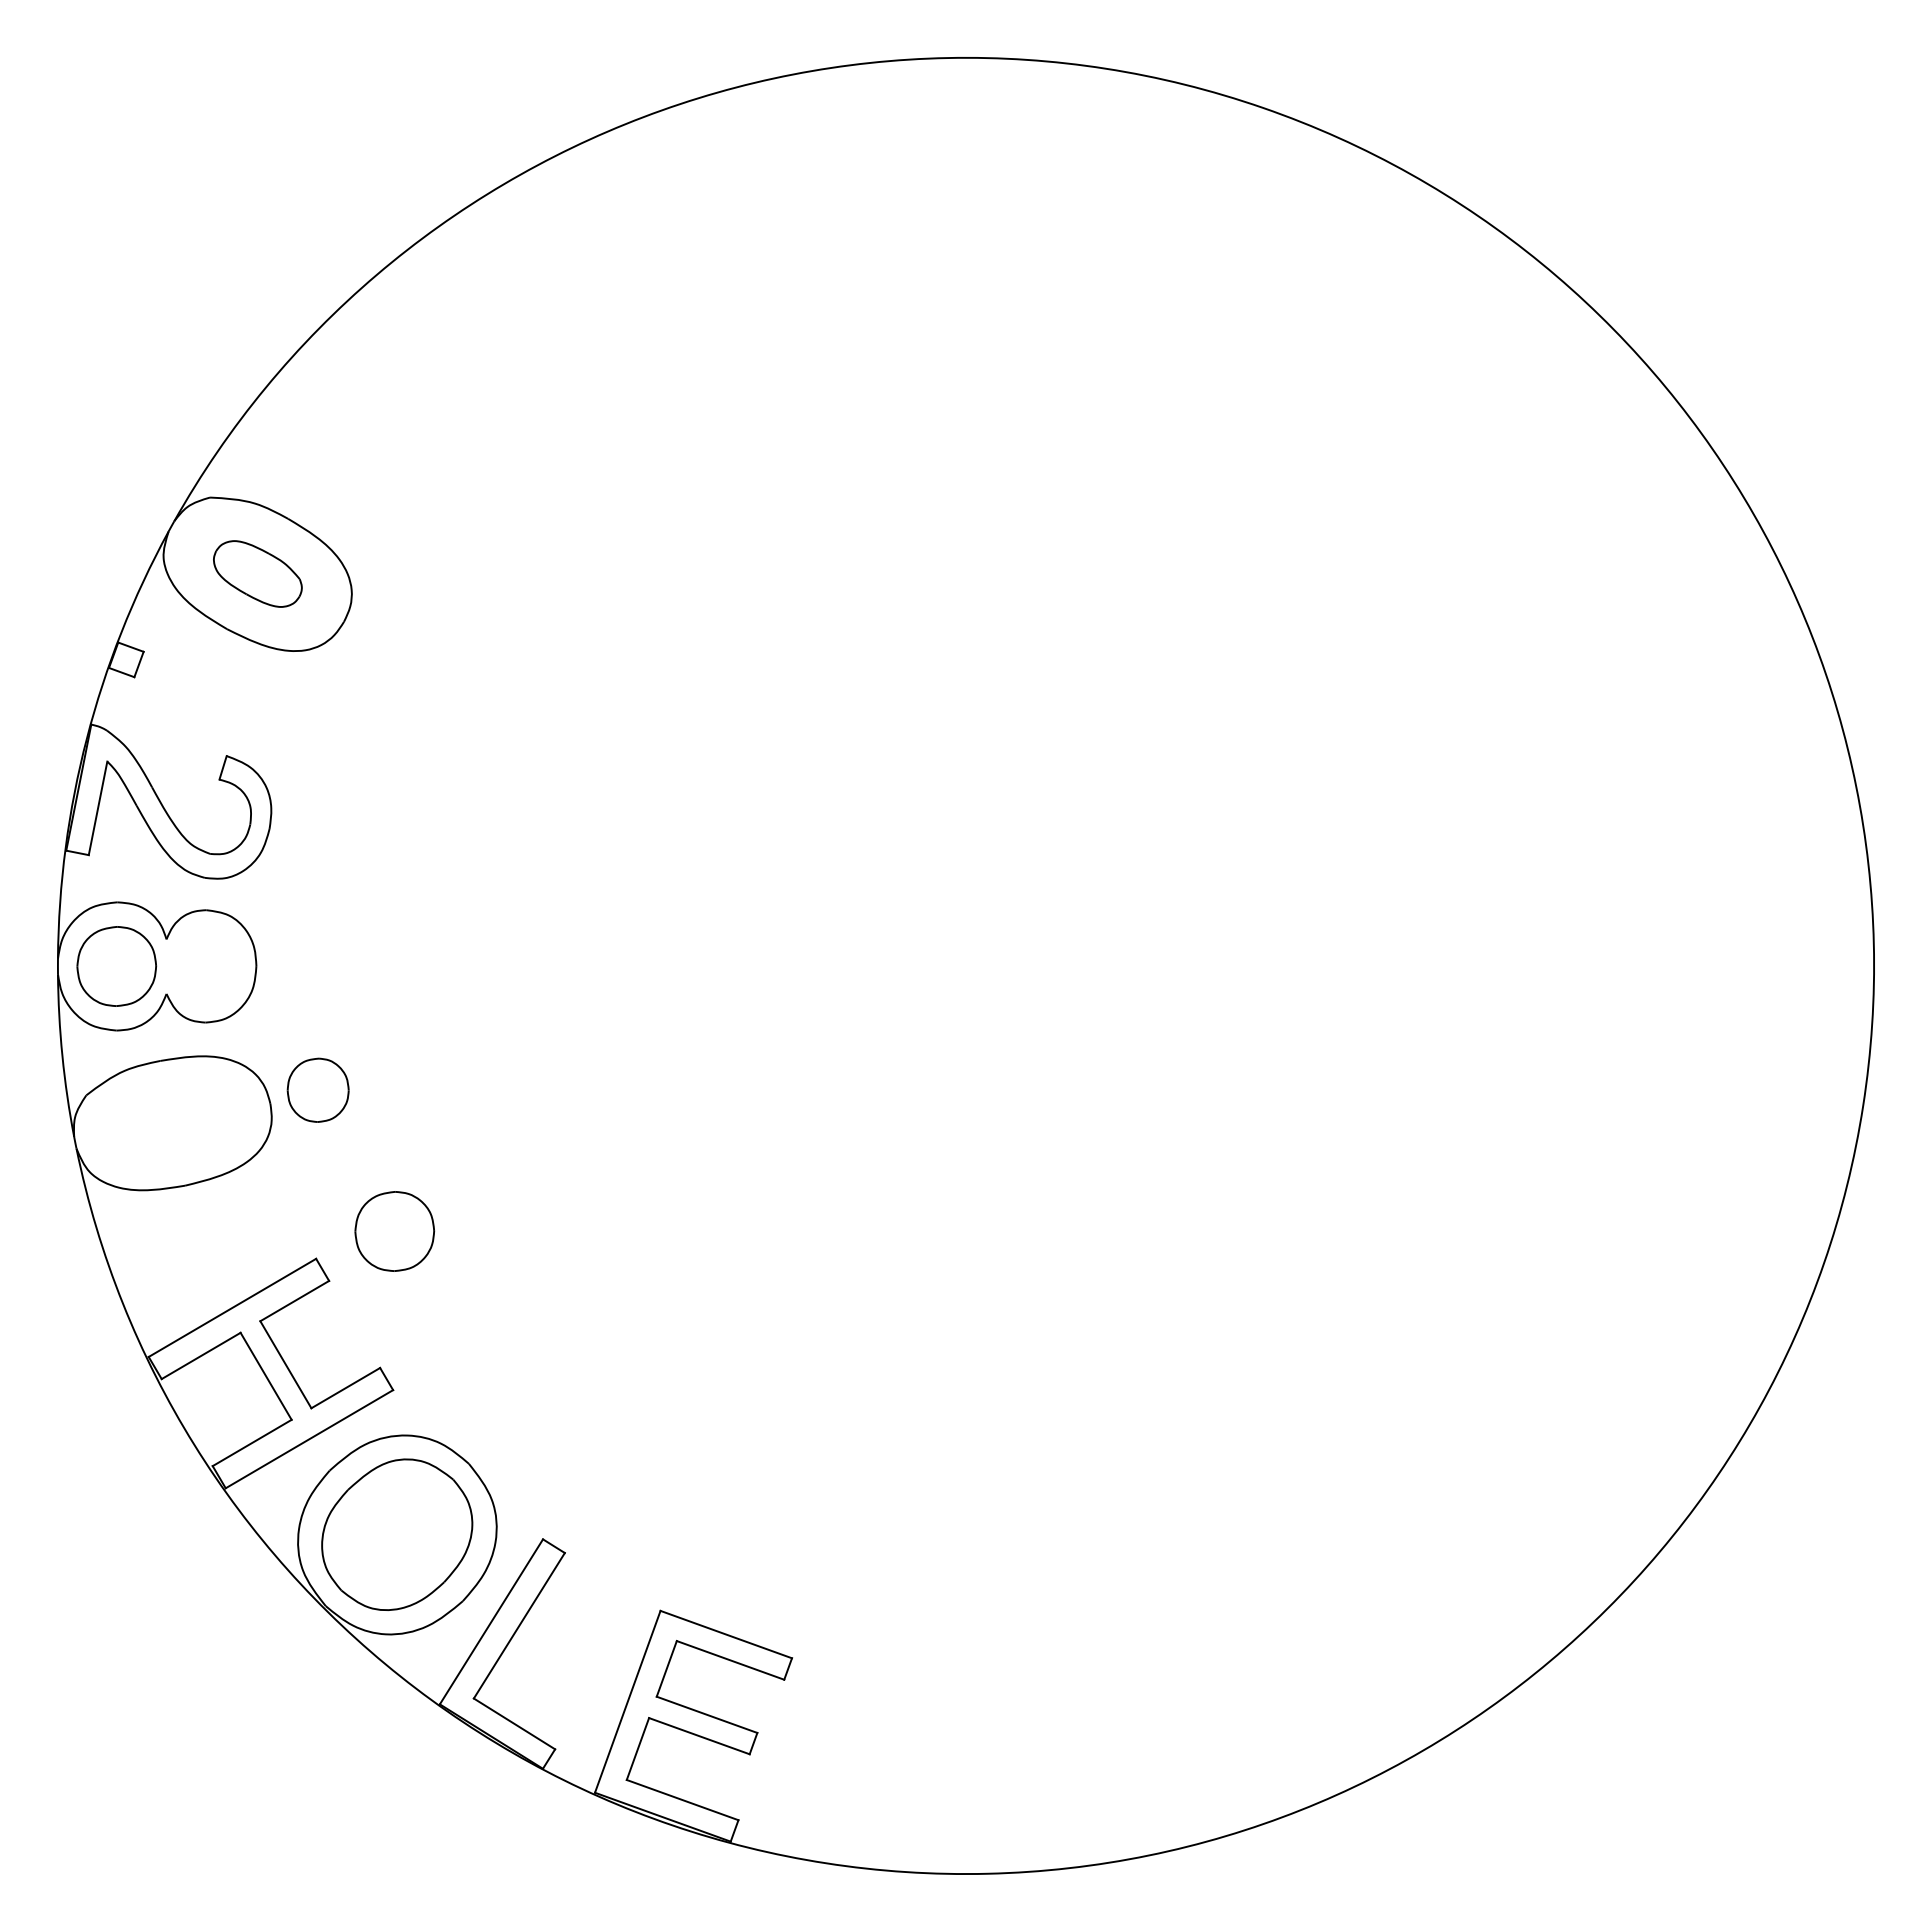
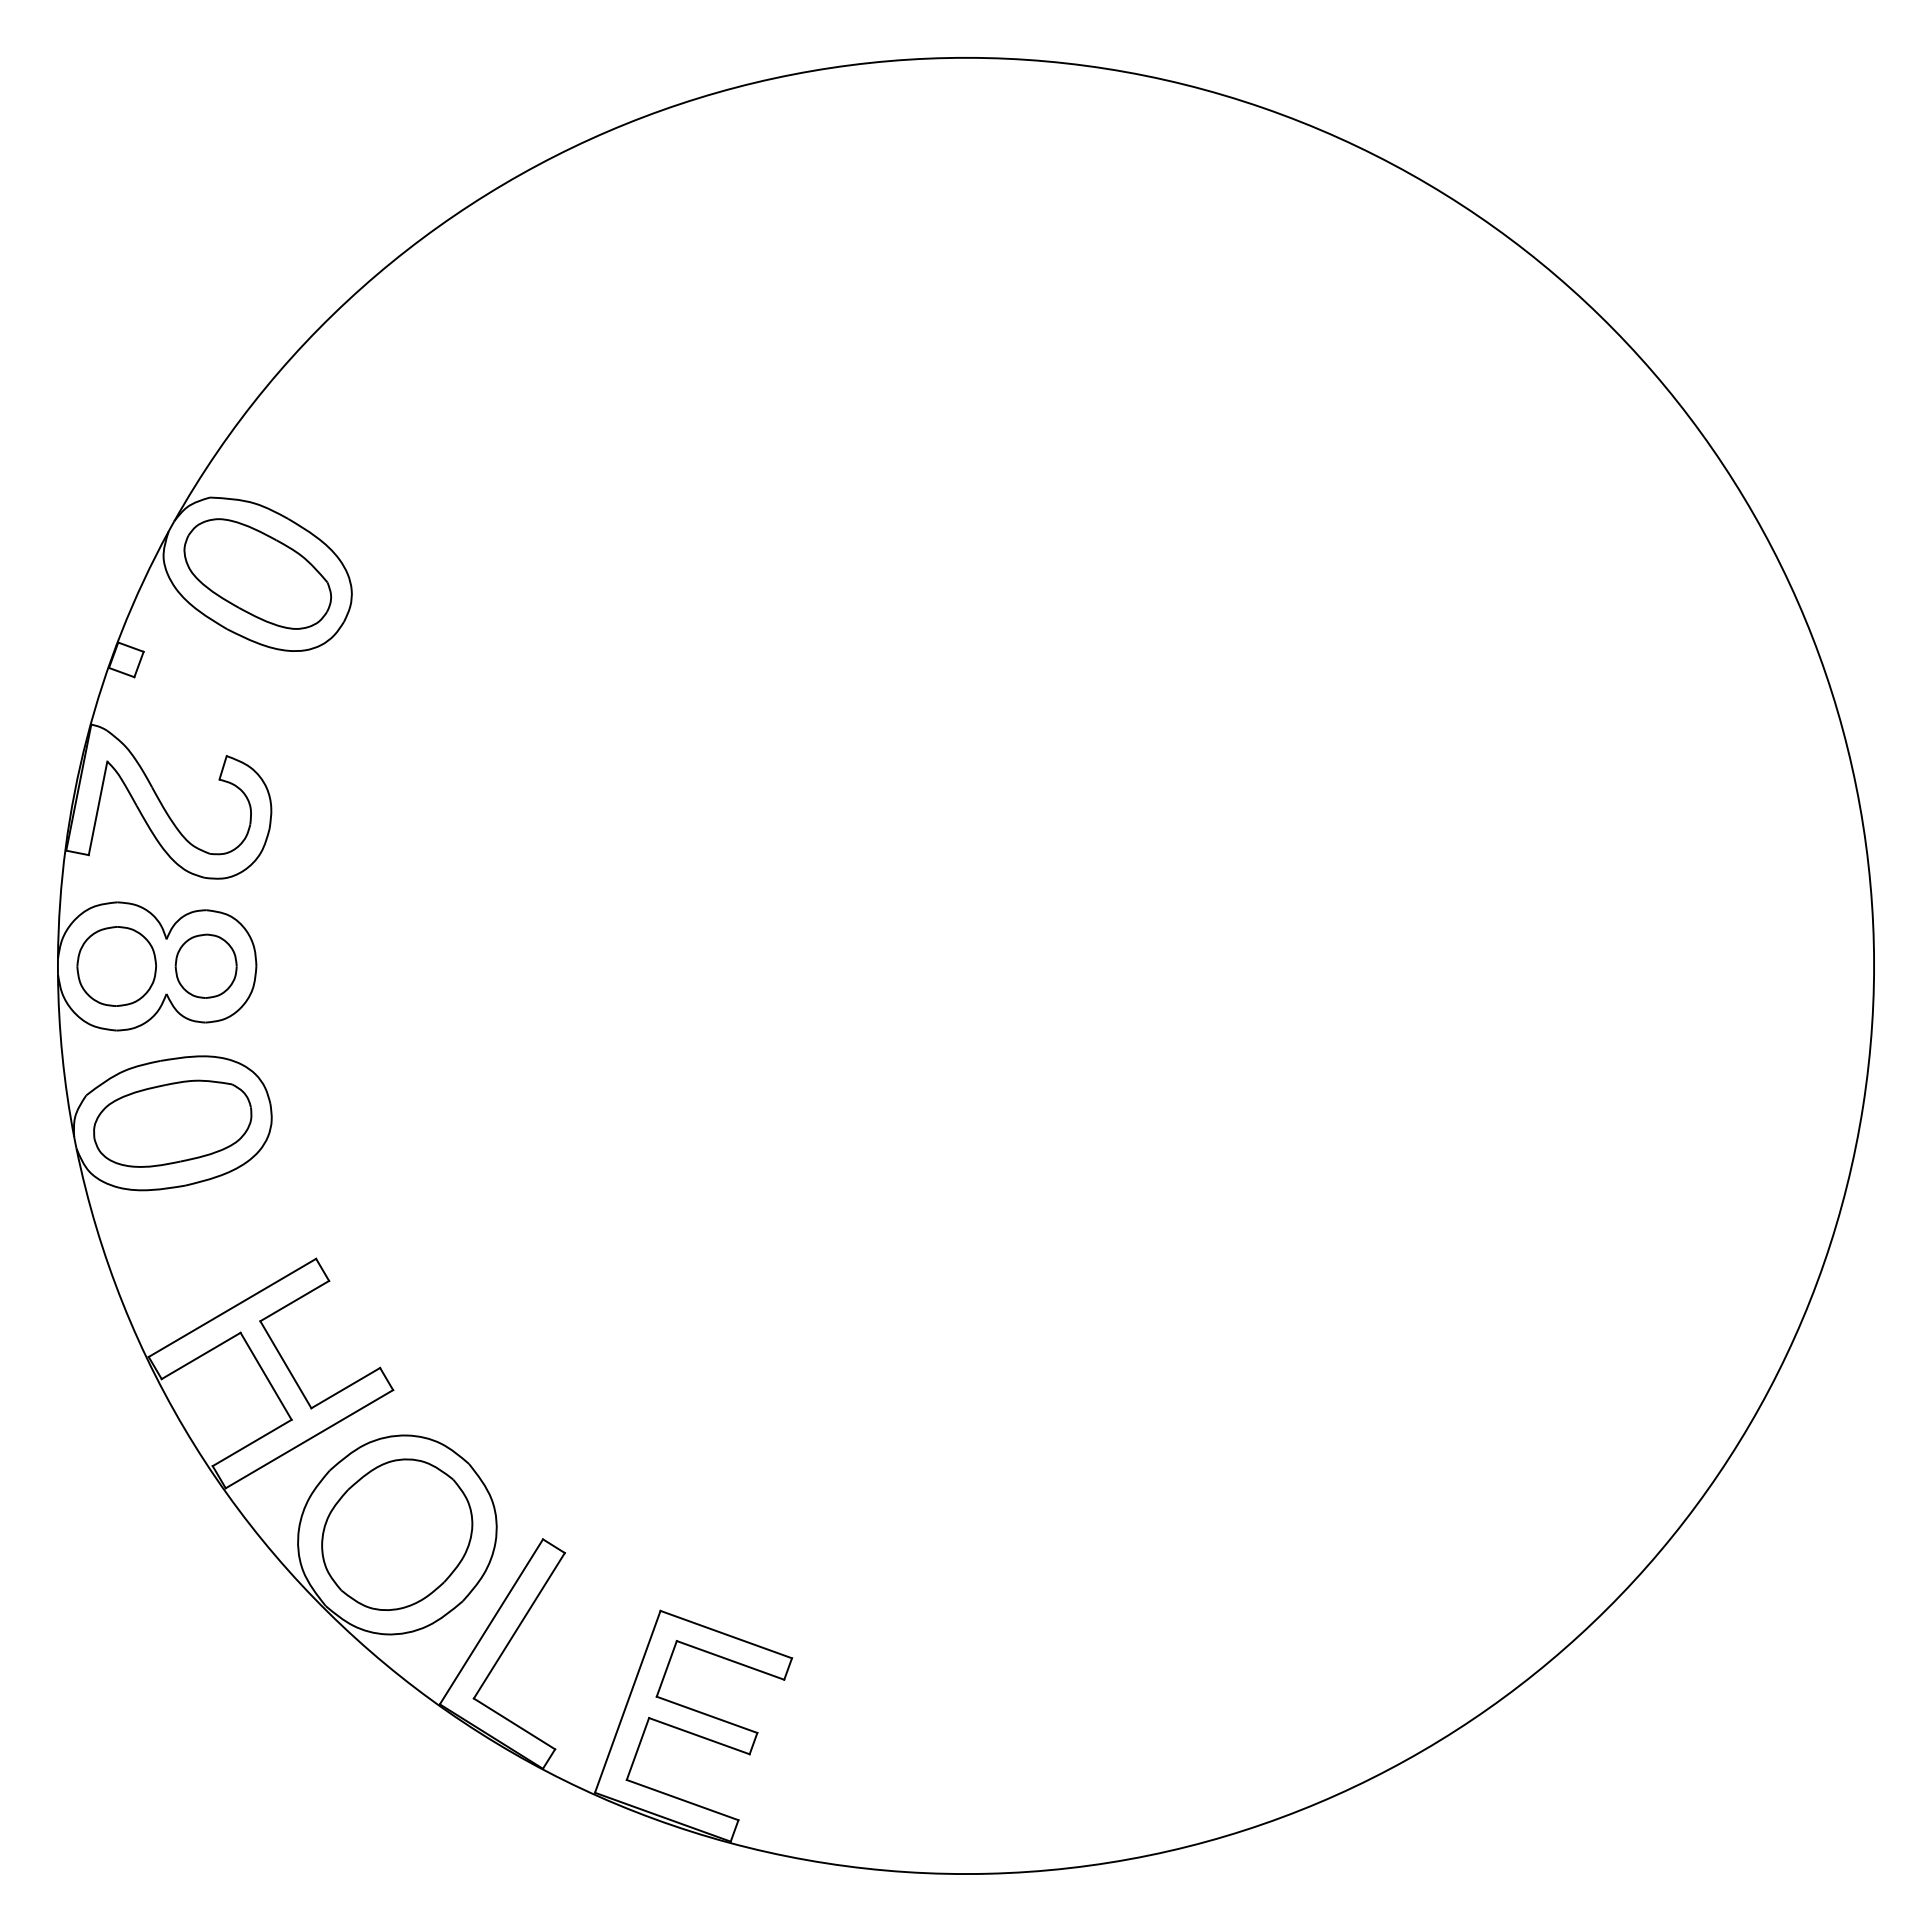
part size: 90x68 px -> 150x112 px (257, 573)
part position: (317, 1089) -> (205, 965) (205, 965)
part: none -> present (172, 1123)
part: present -> none (394, 1231)
